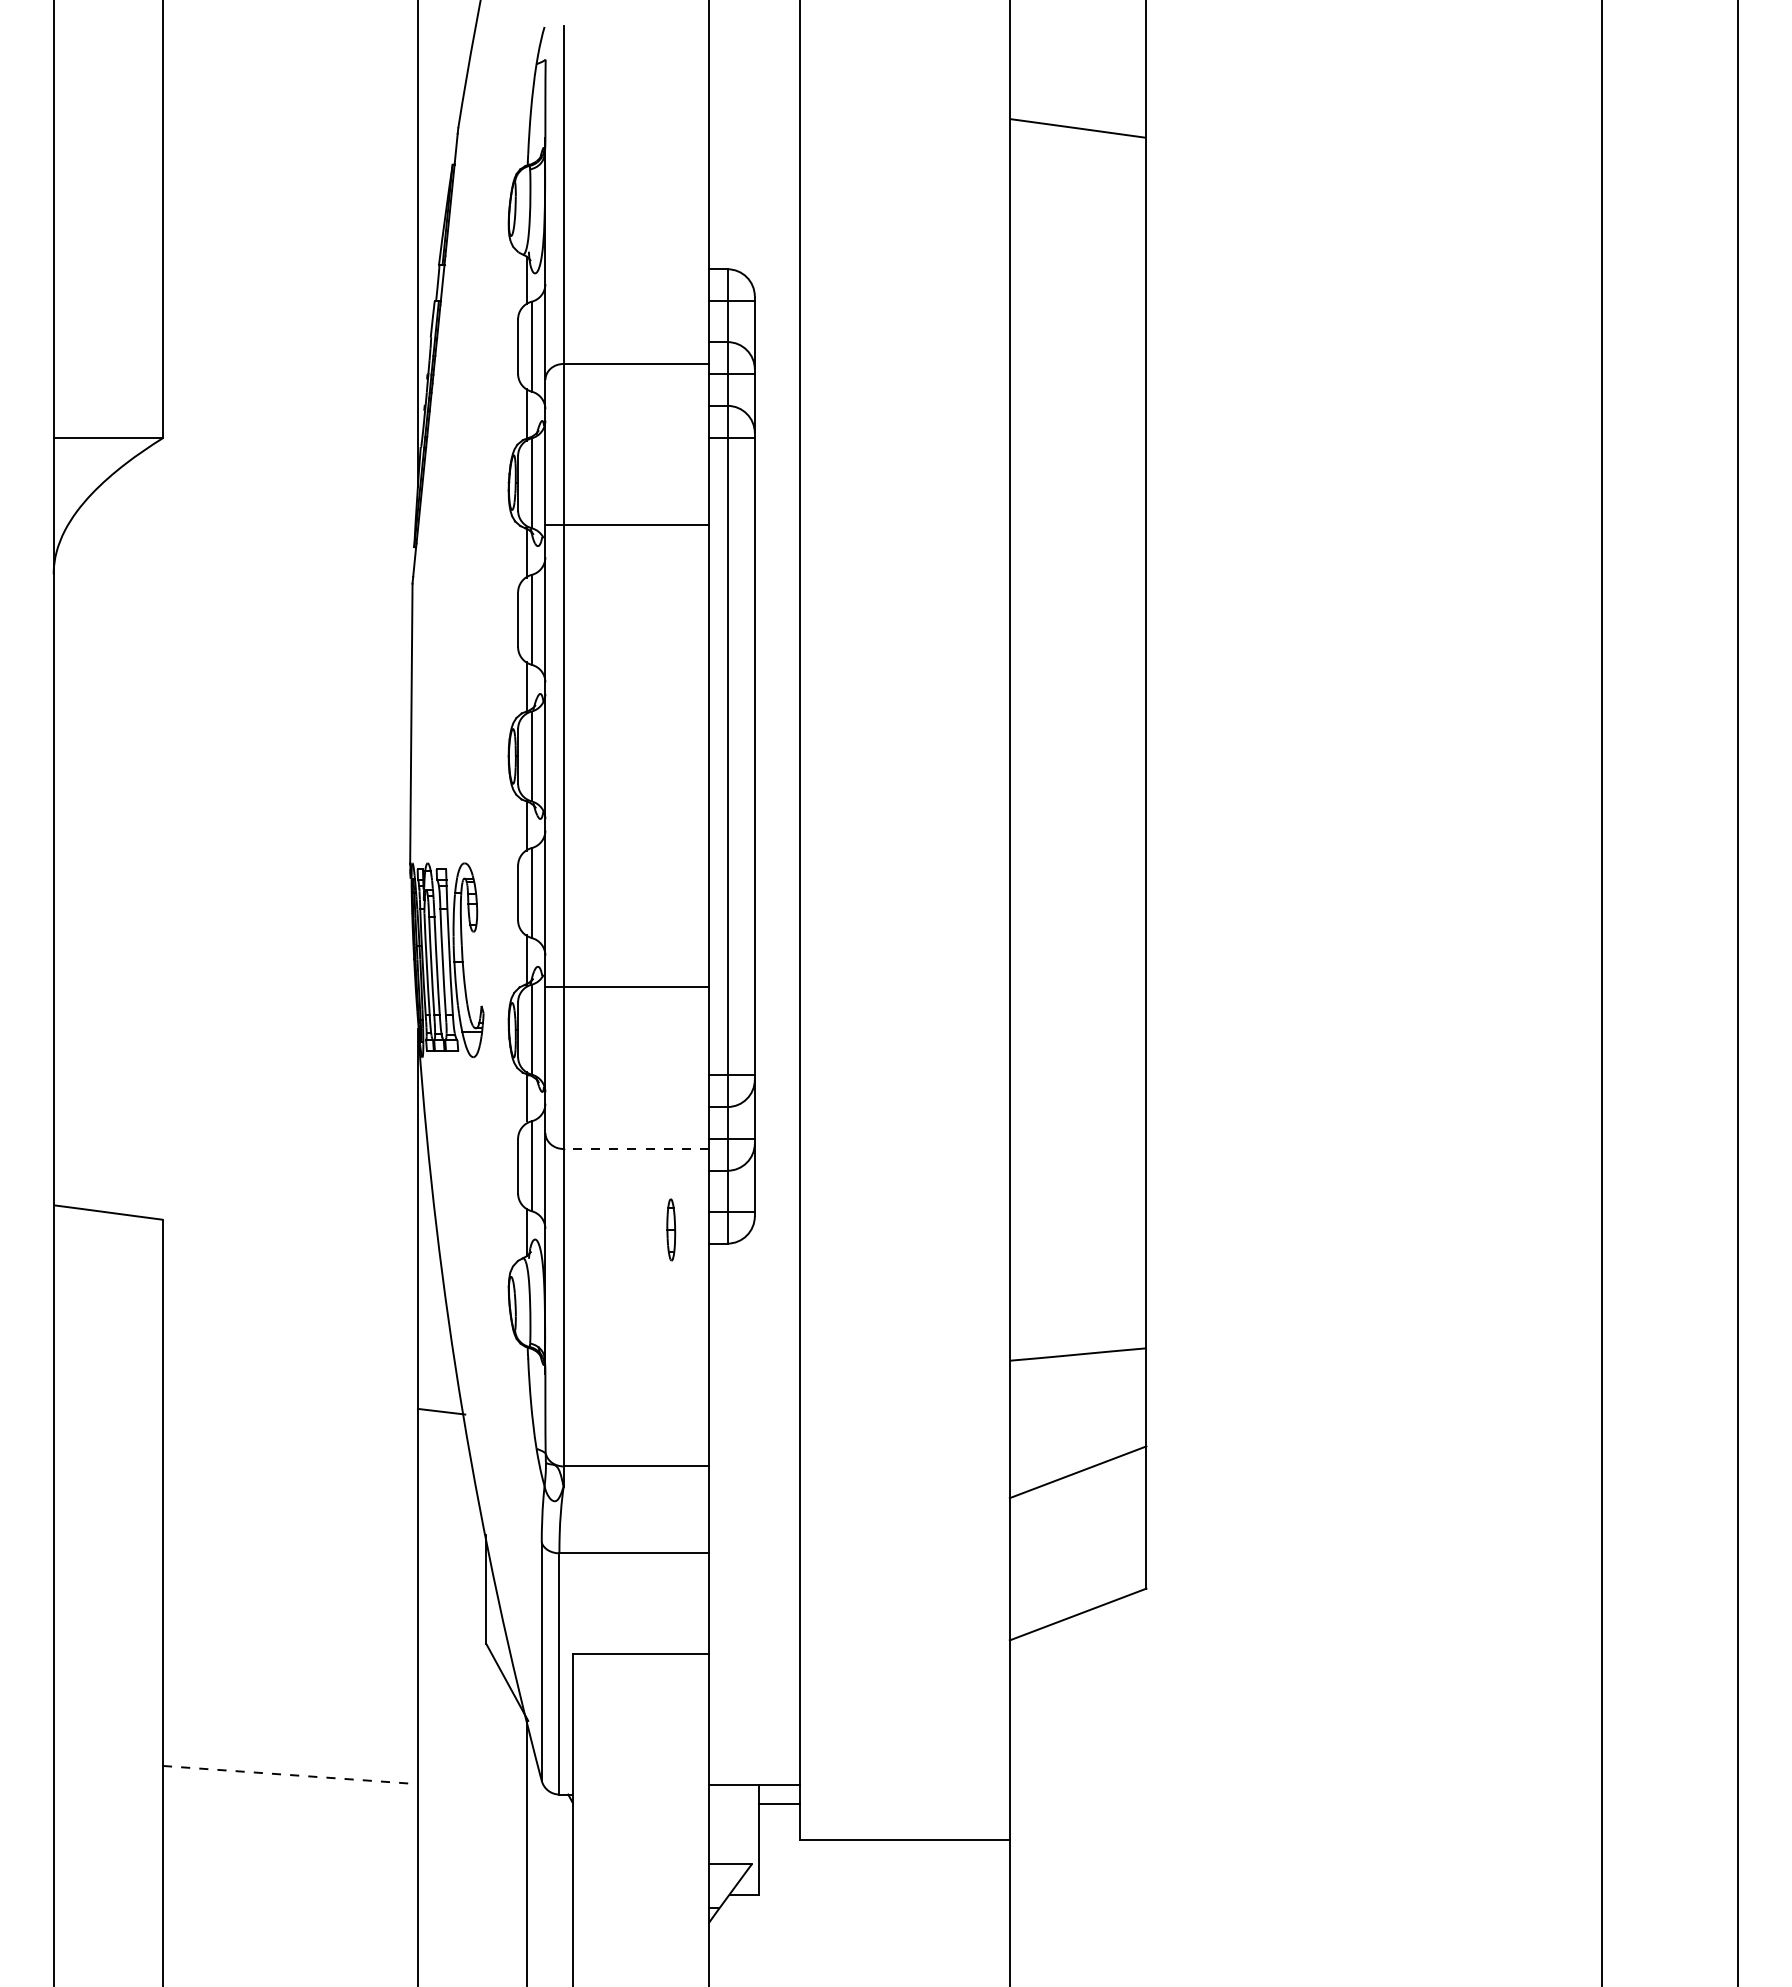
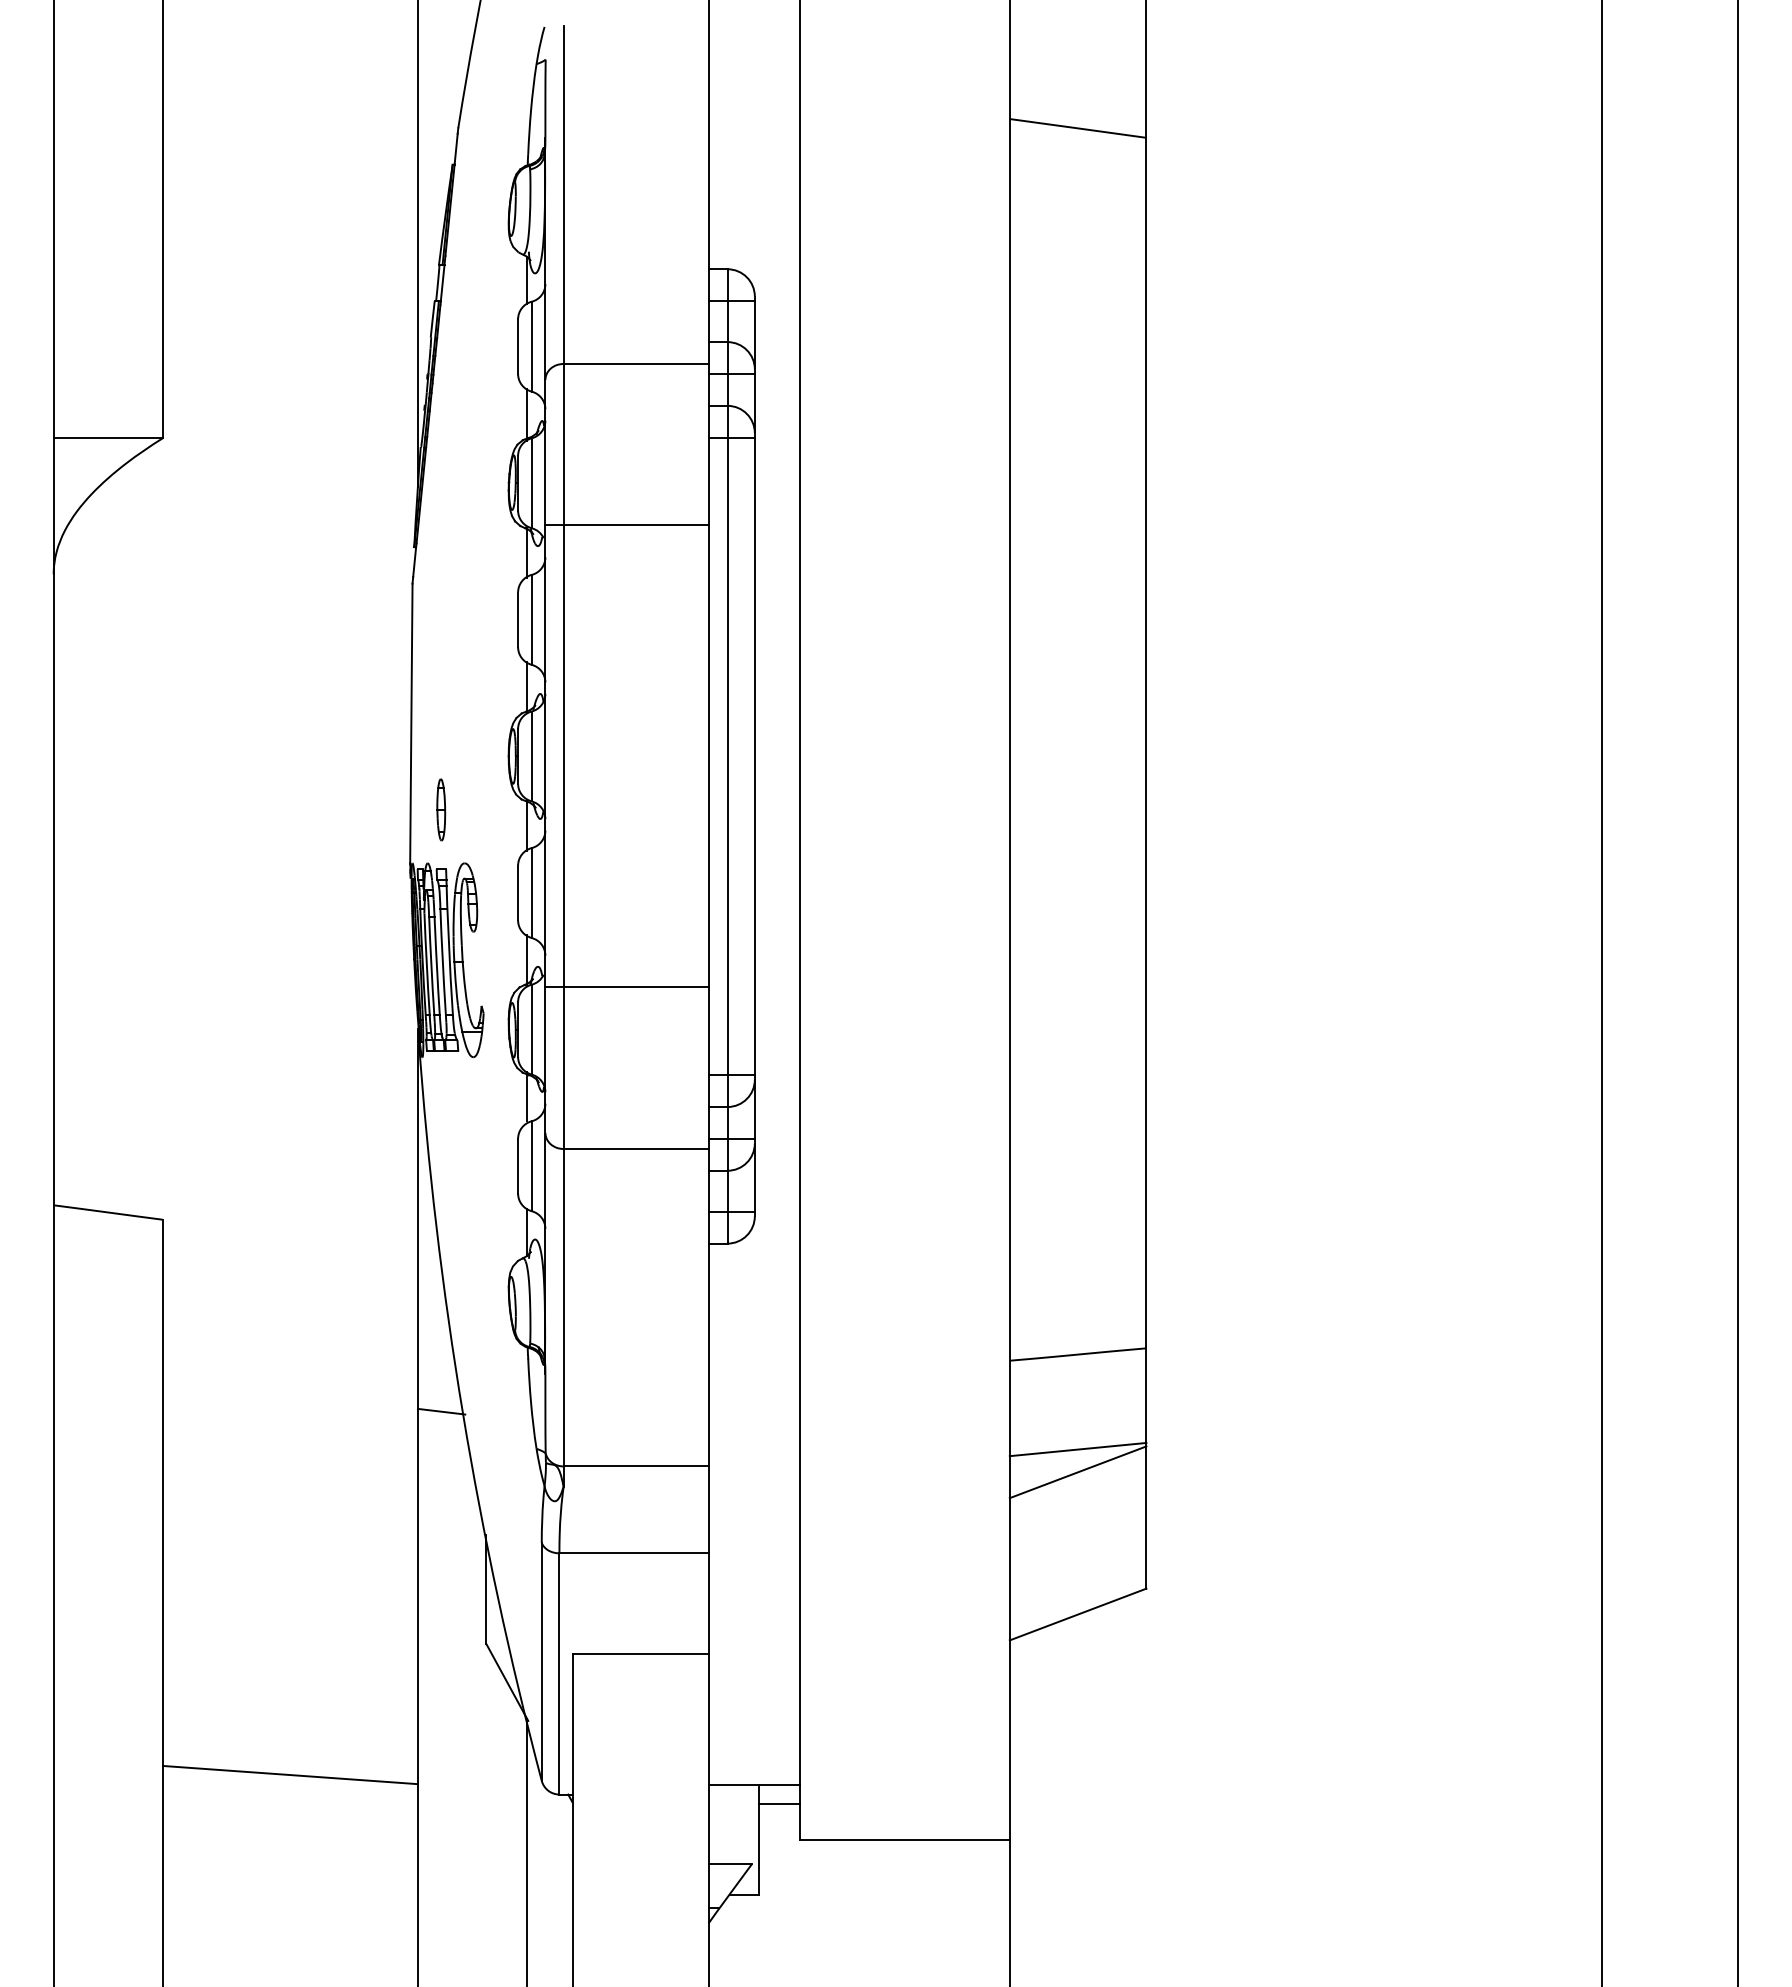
line: dashed -> solid (636, 1149)
part position: (671, 1229) -> (441, 809) (441, 809)
line: none -> present (1077, 1449)
line: dashed -> solid (290, 1775)
